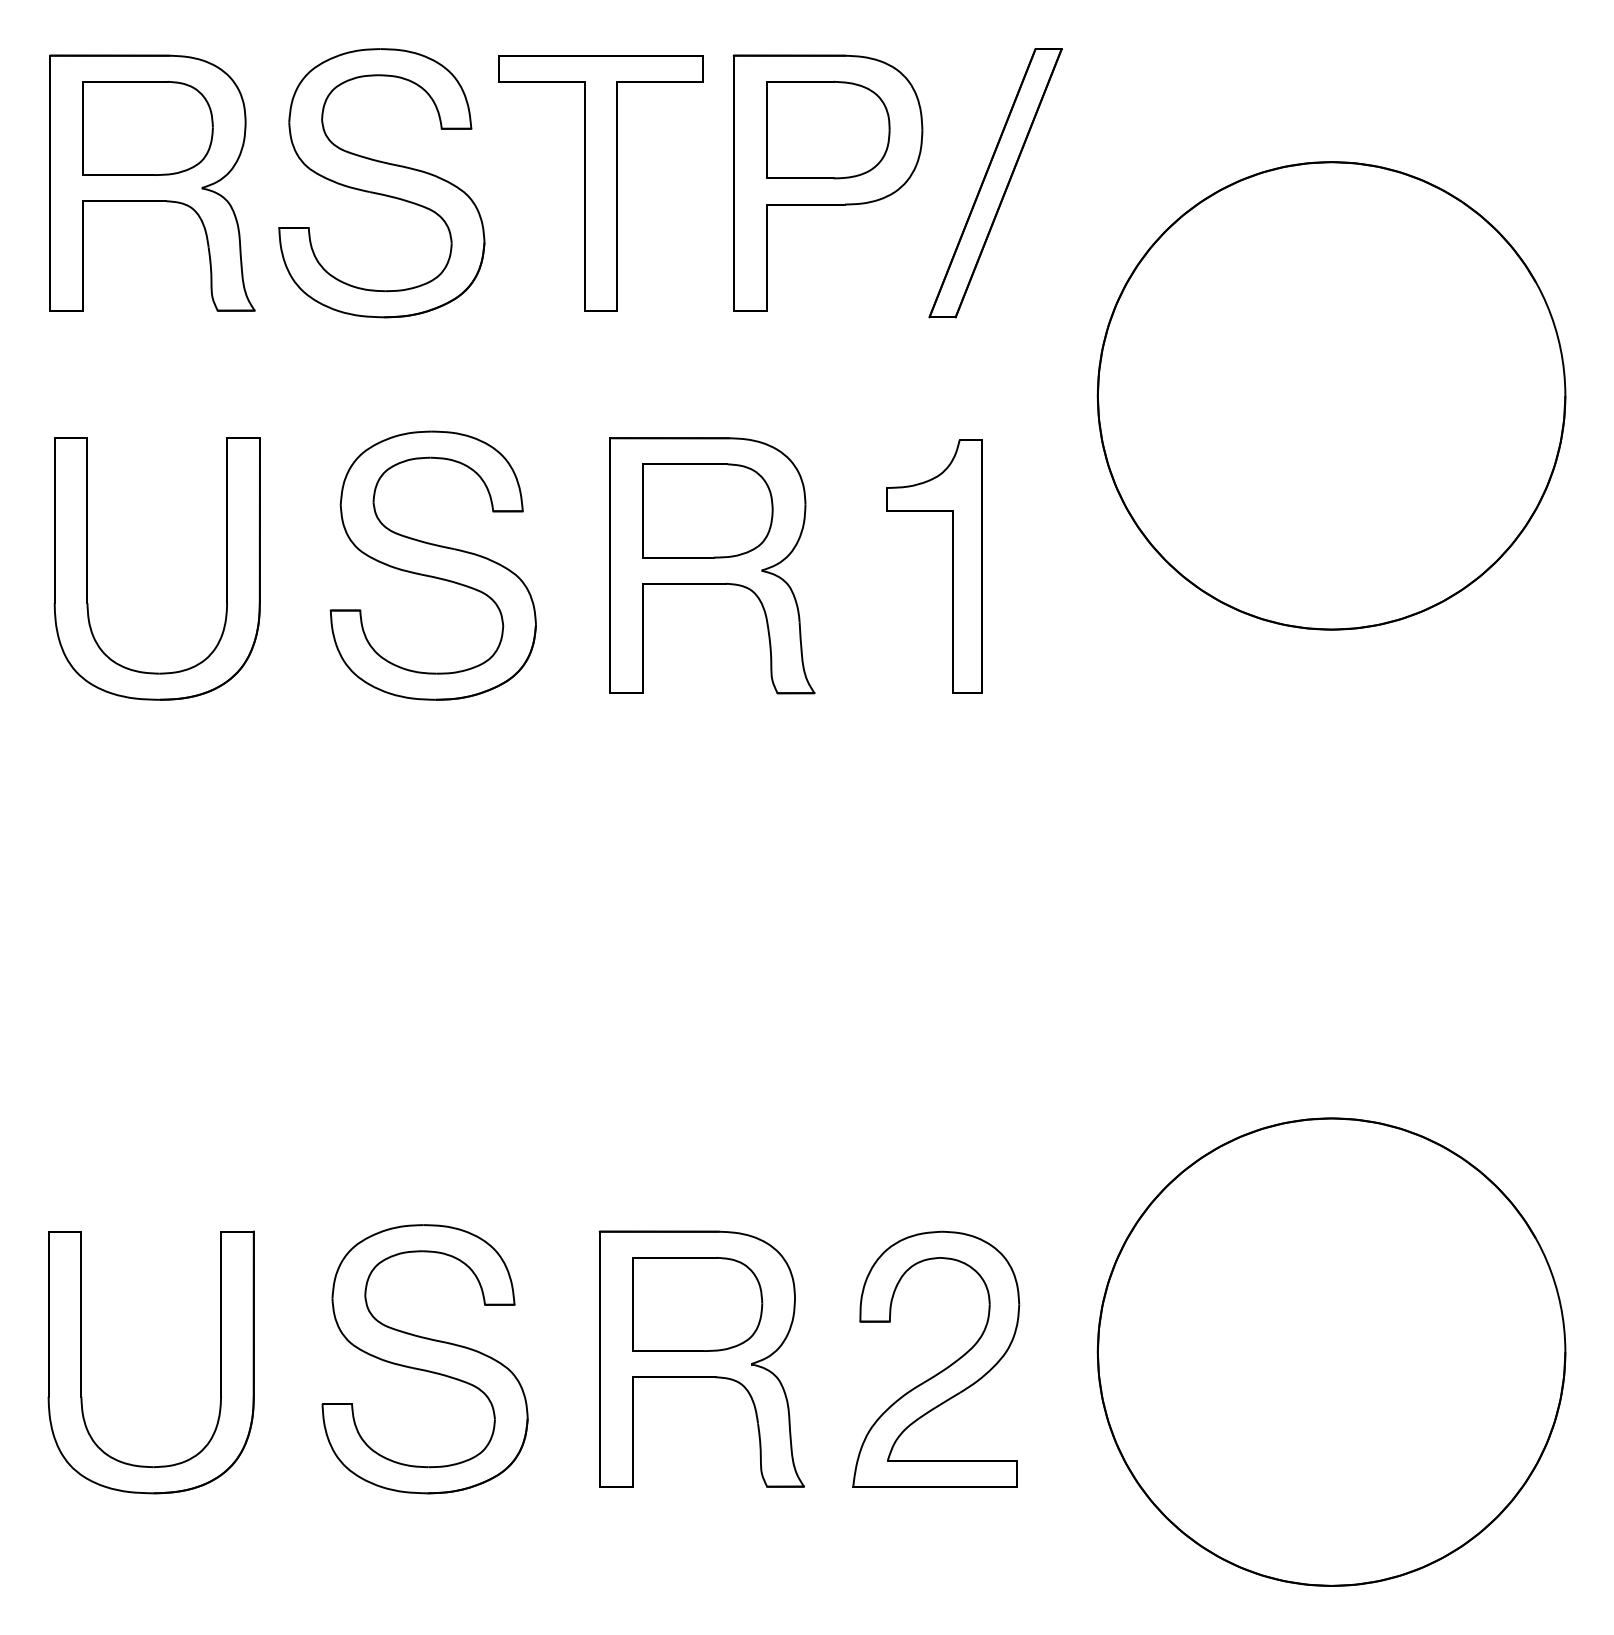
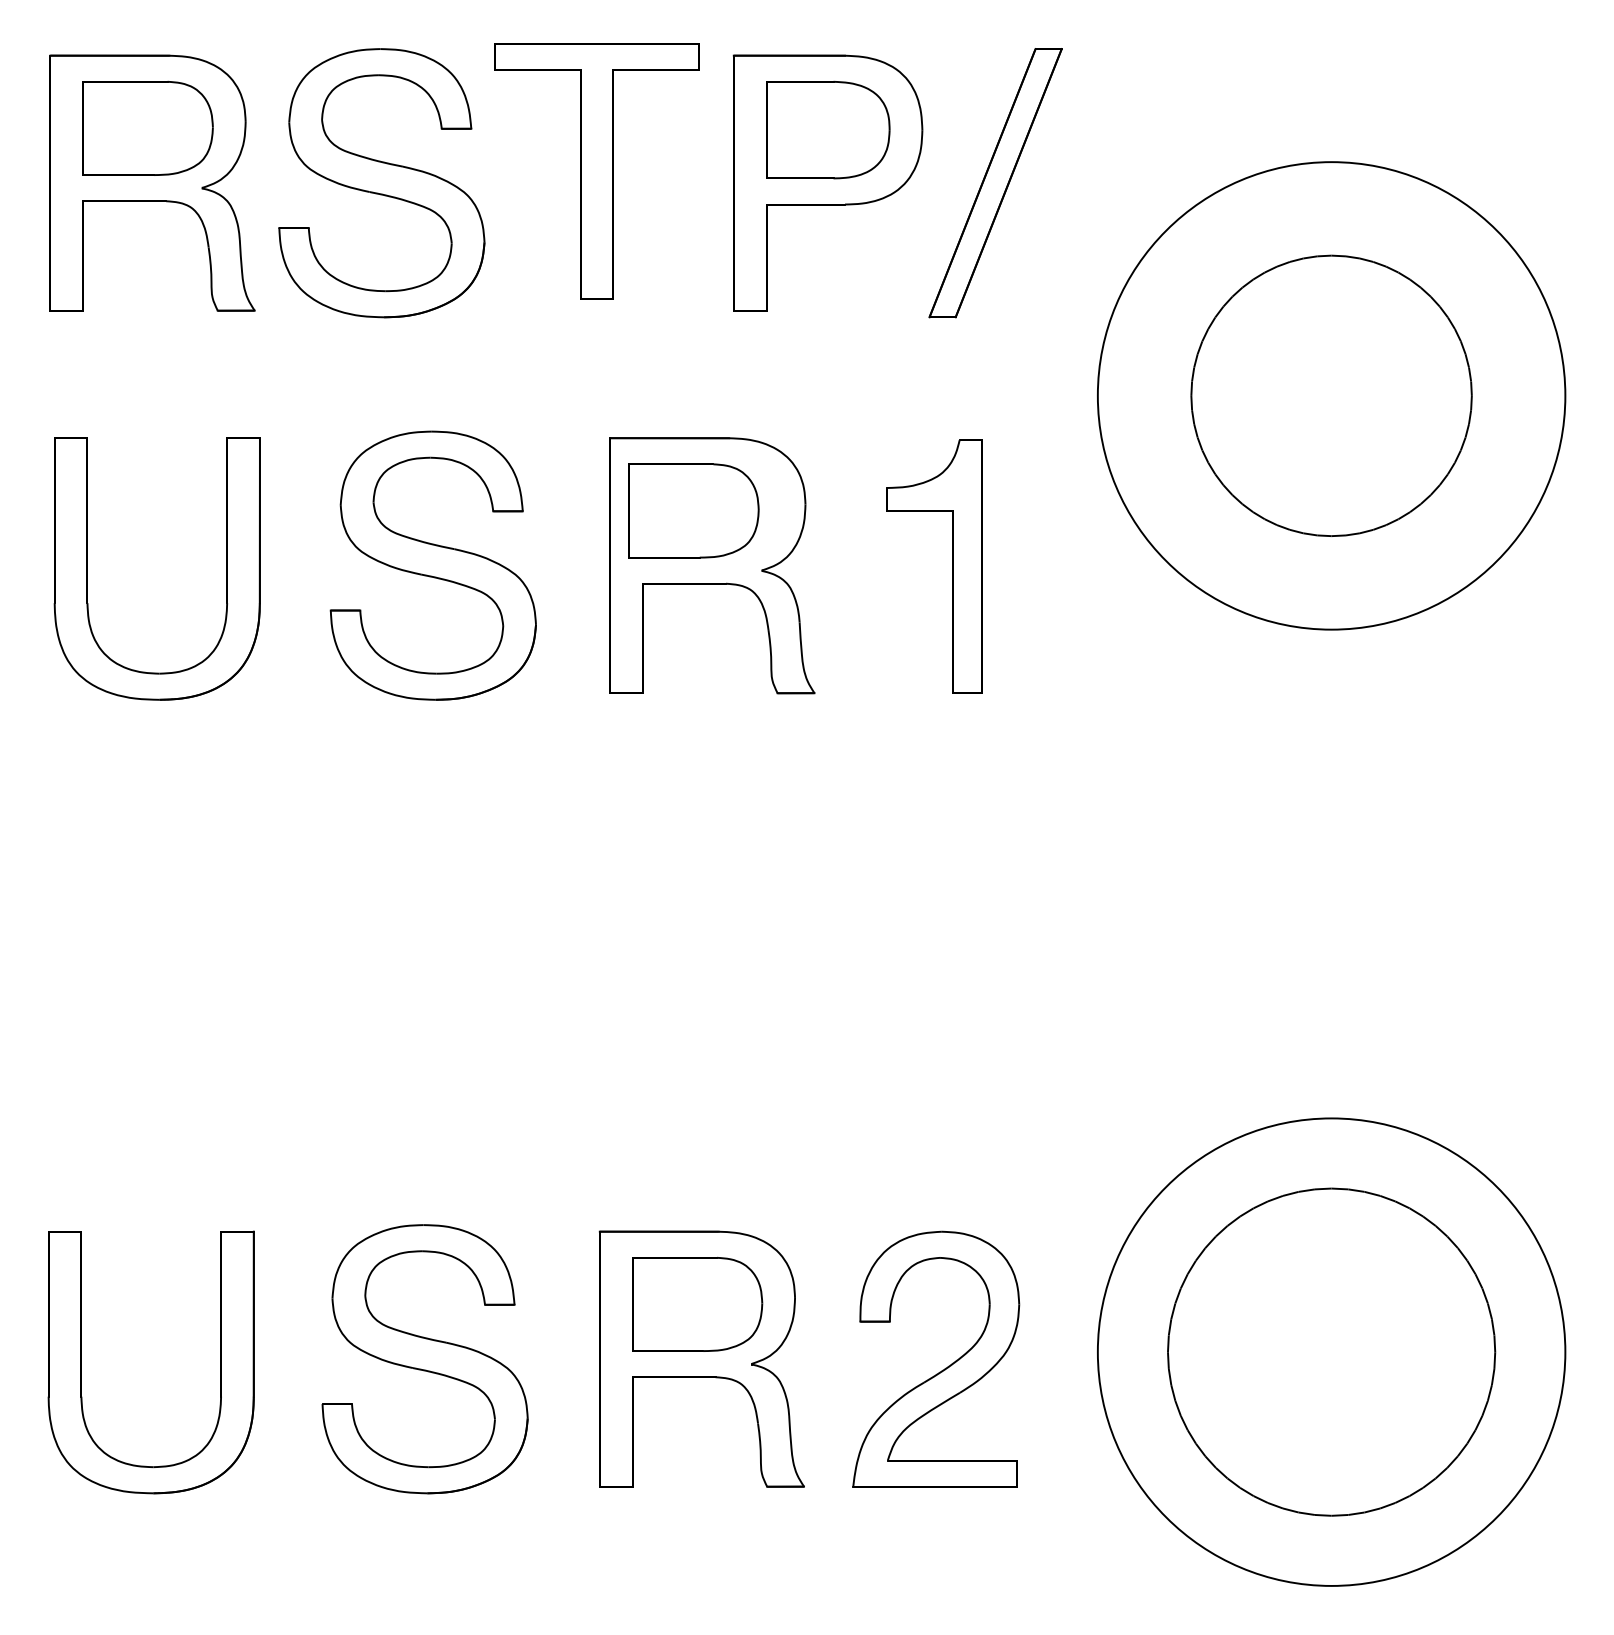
part position: (600, 183) -> (596, 171) (596, 171)
circle diameter: 468 px -> 281 px (1331, 395)
part position: (707, 510) -> (693, 510) (693, 510)
circle diameter: 468 px -> 327 px (1331, 1351)
